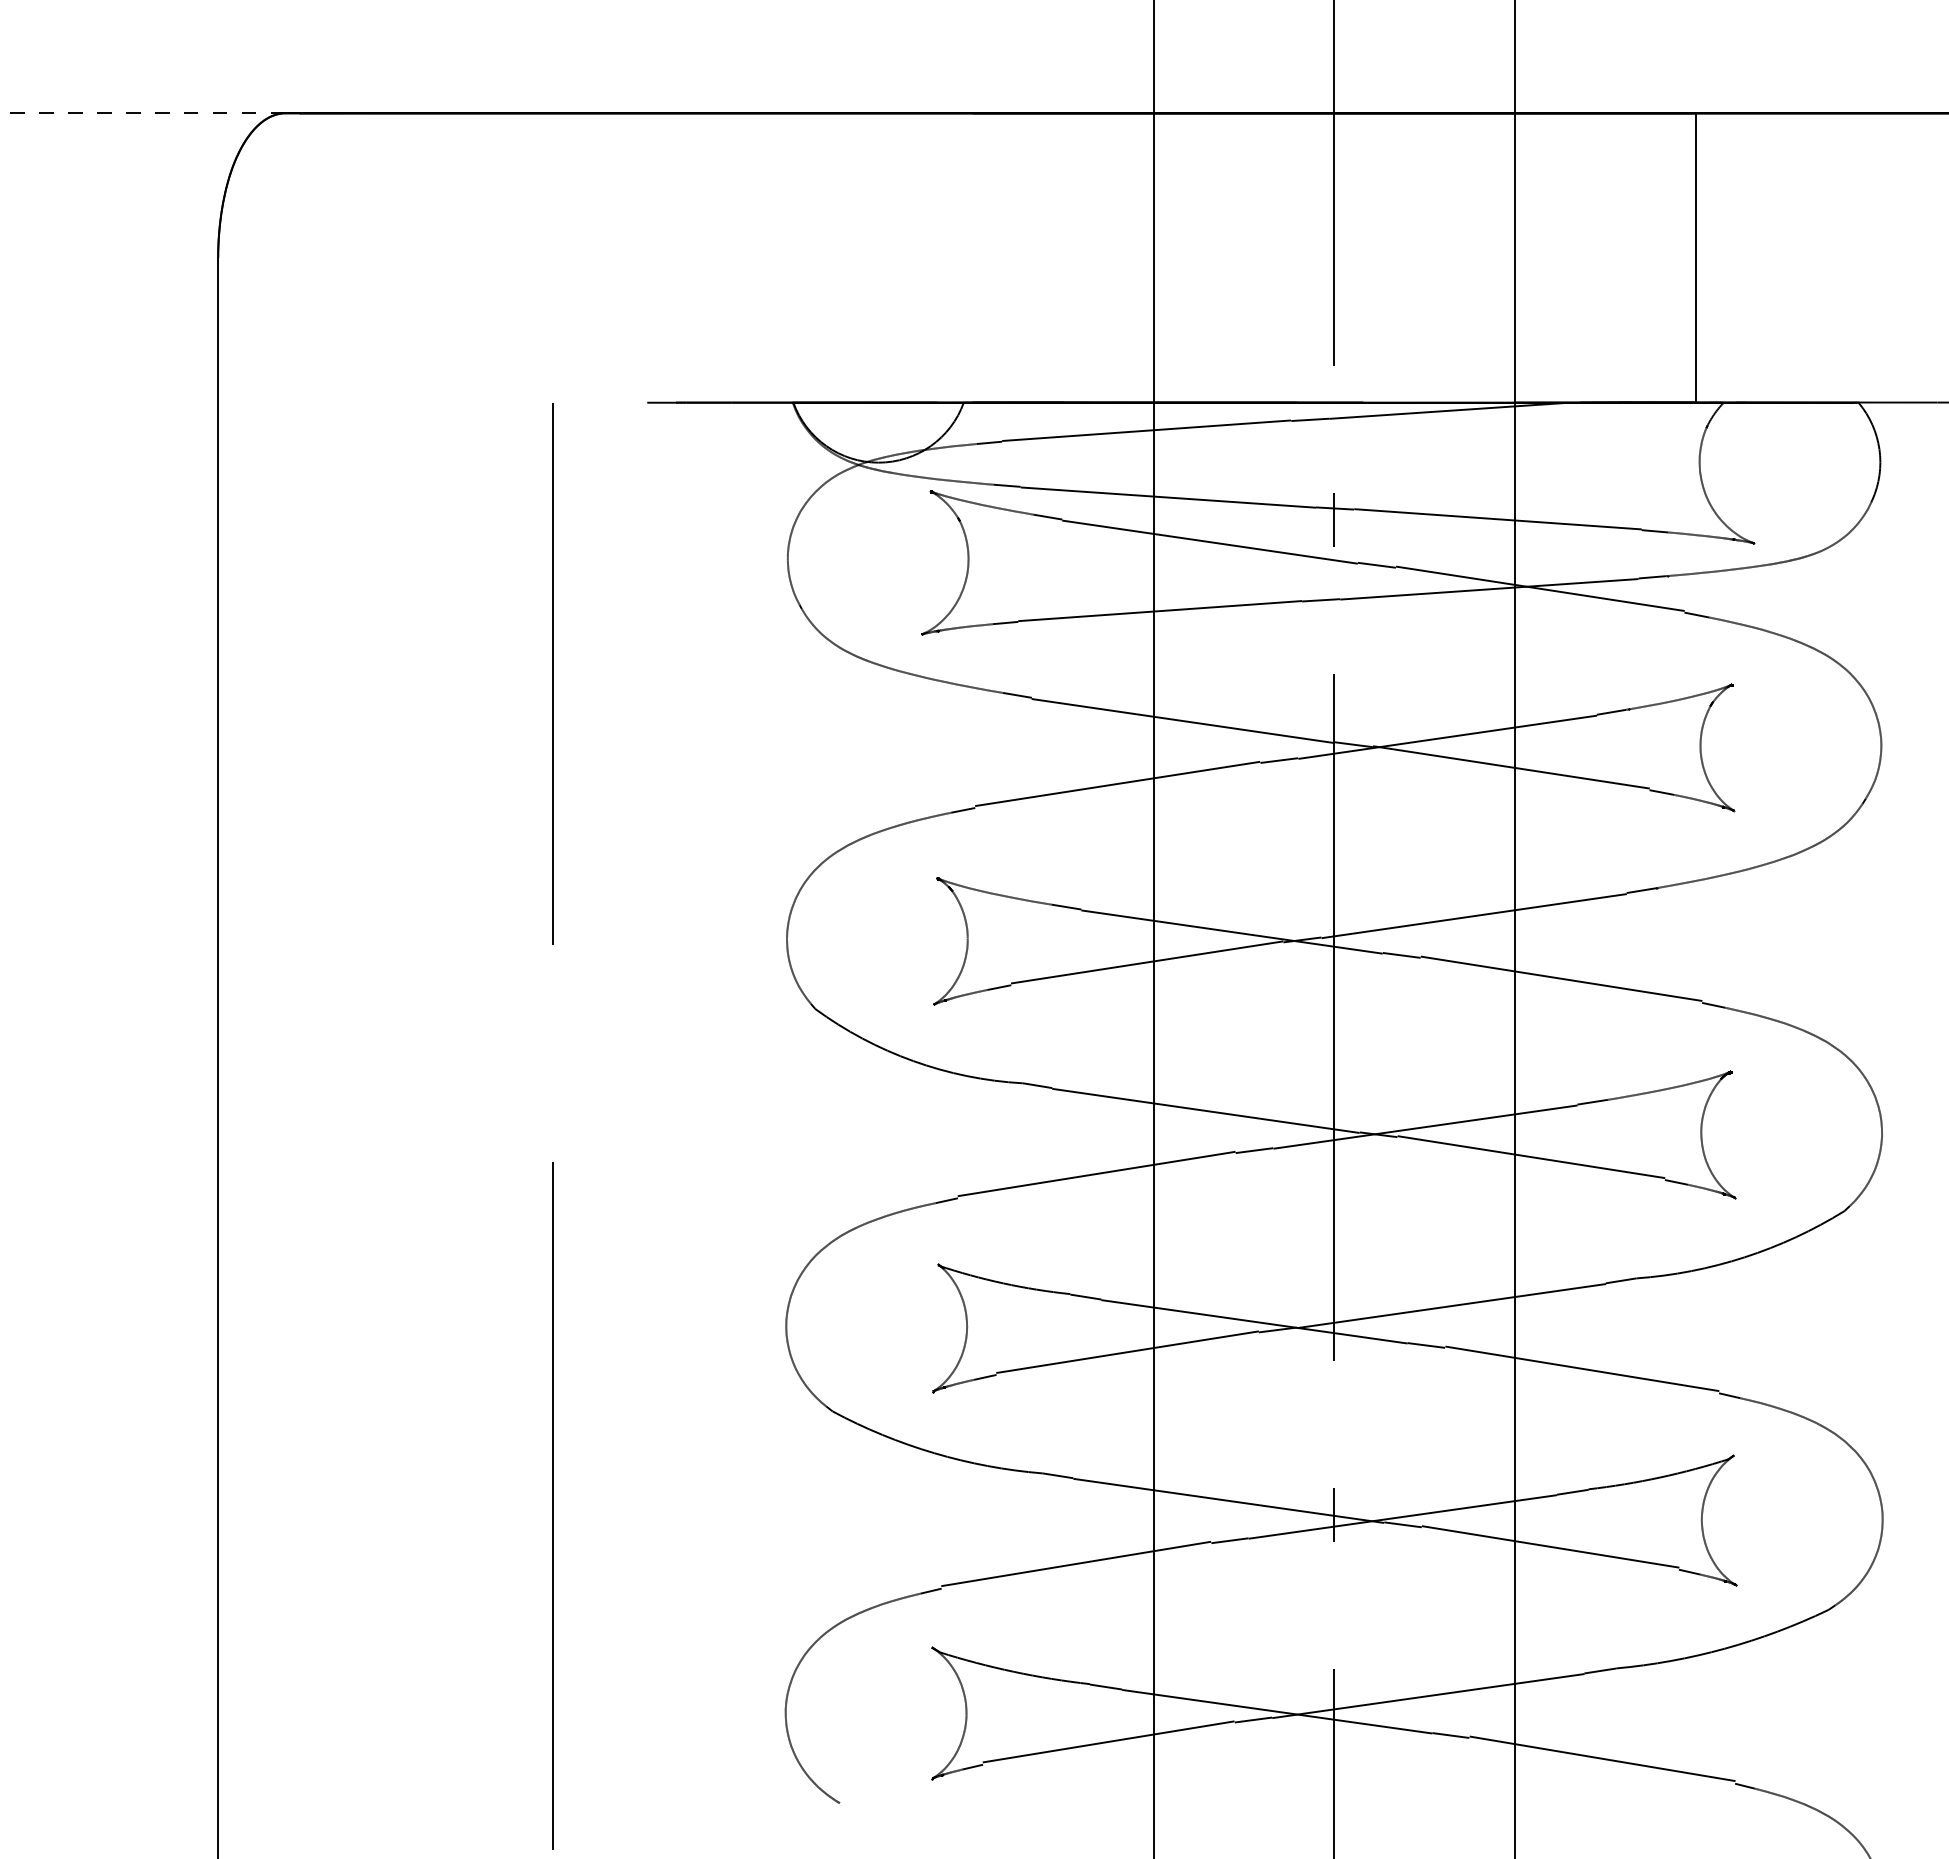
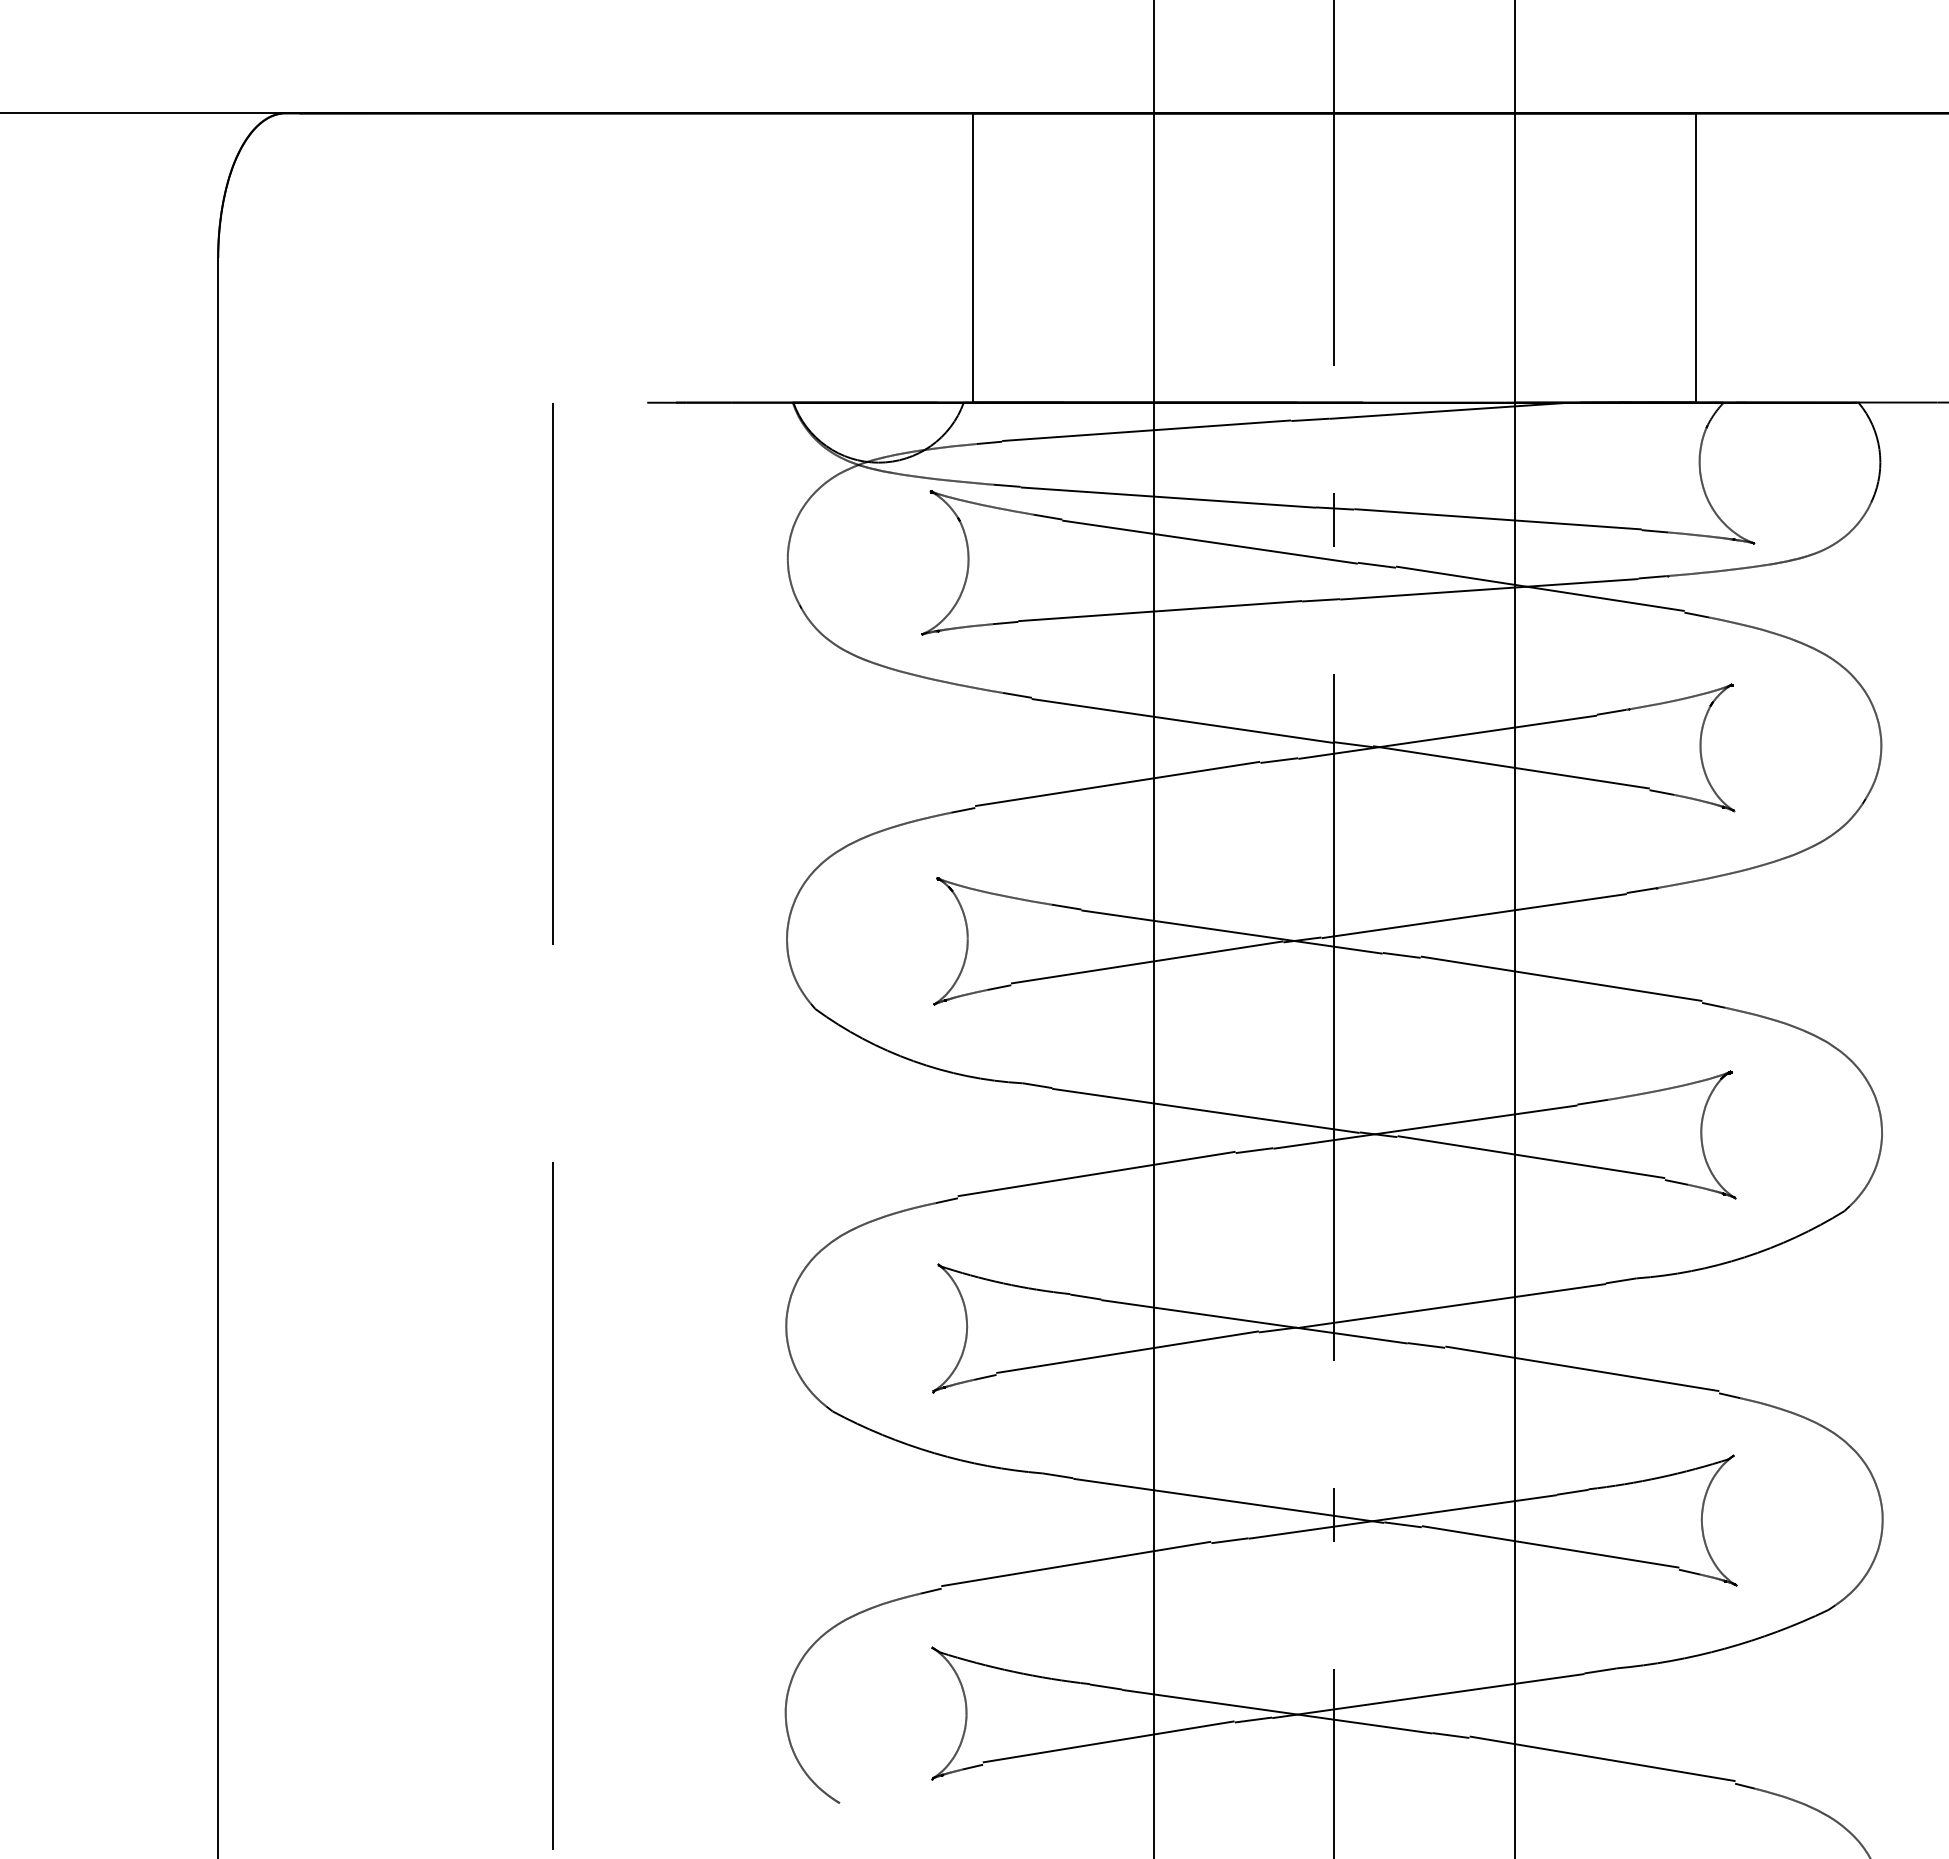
line: dashed -> solid (143, 113)
line: none -> present (972, 257)
